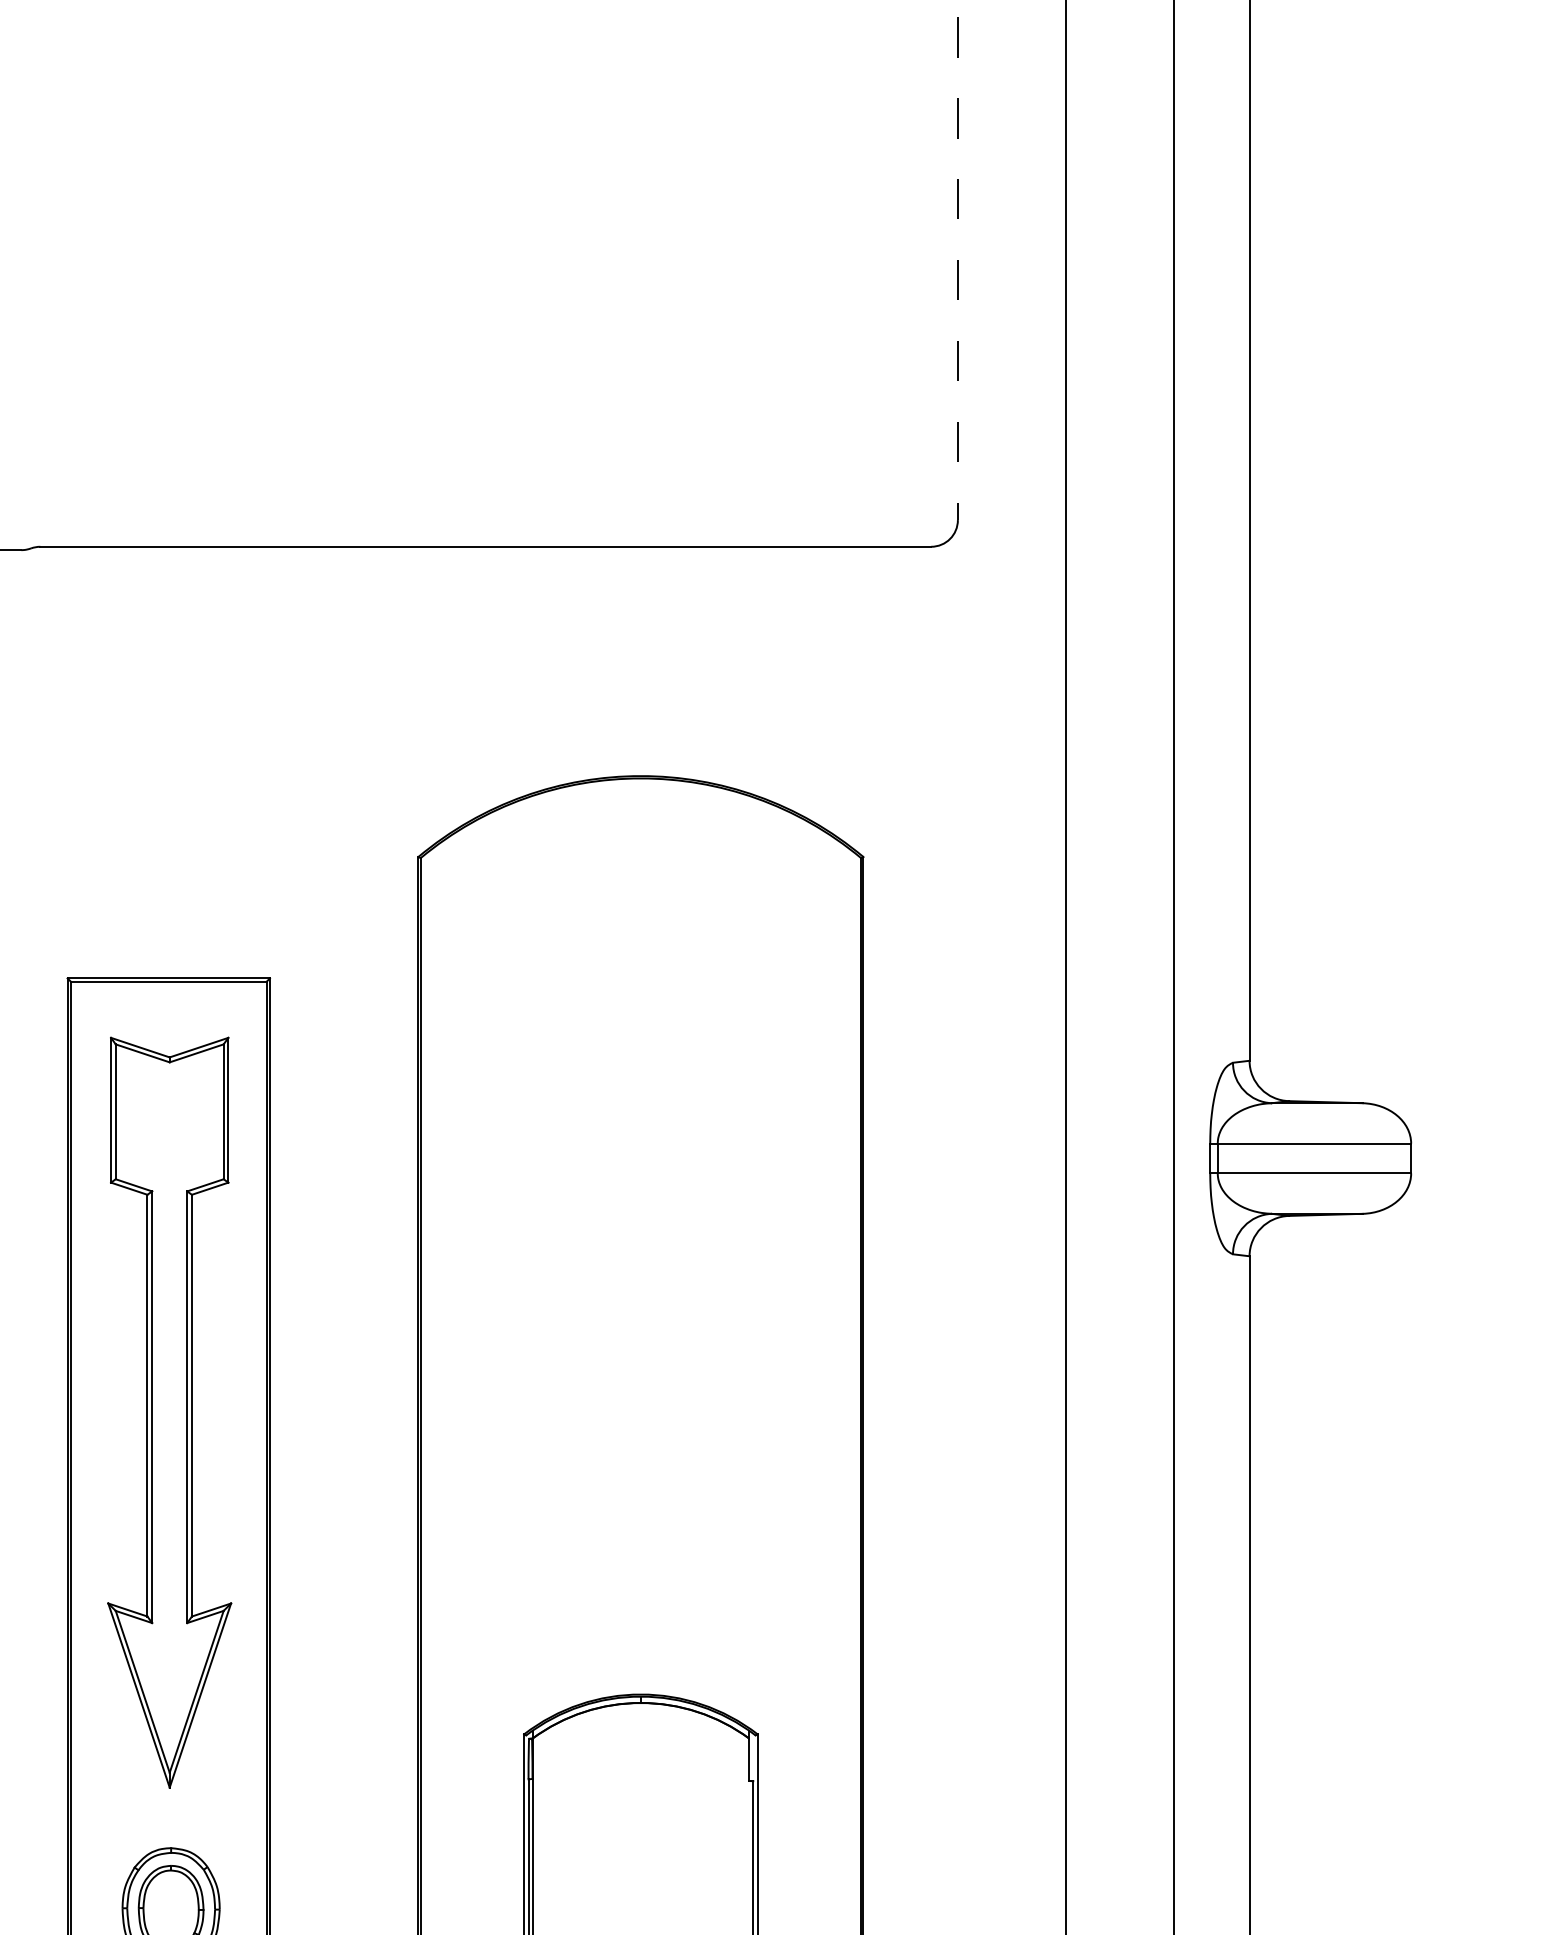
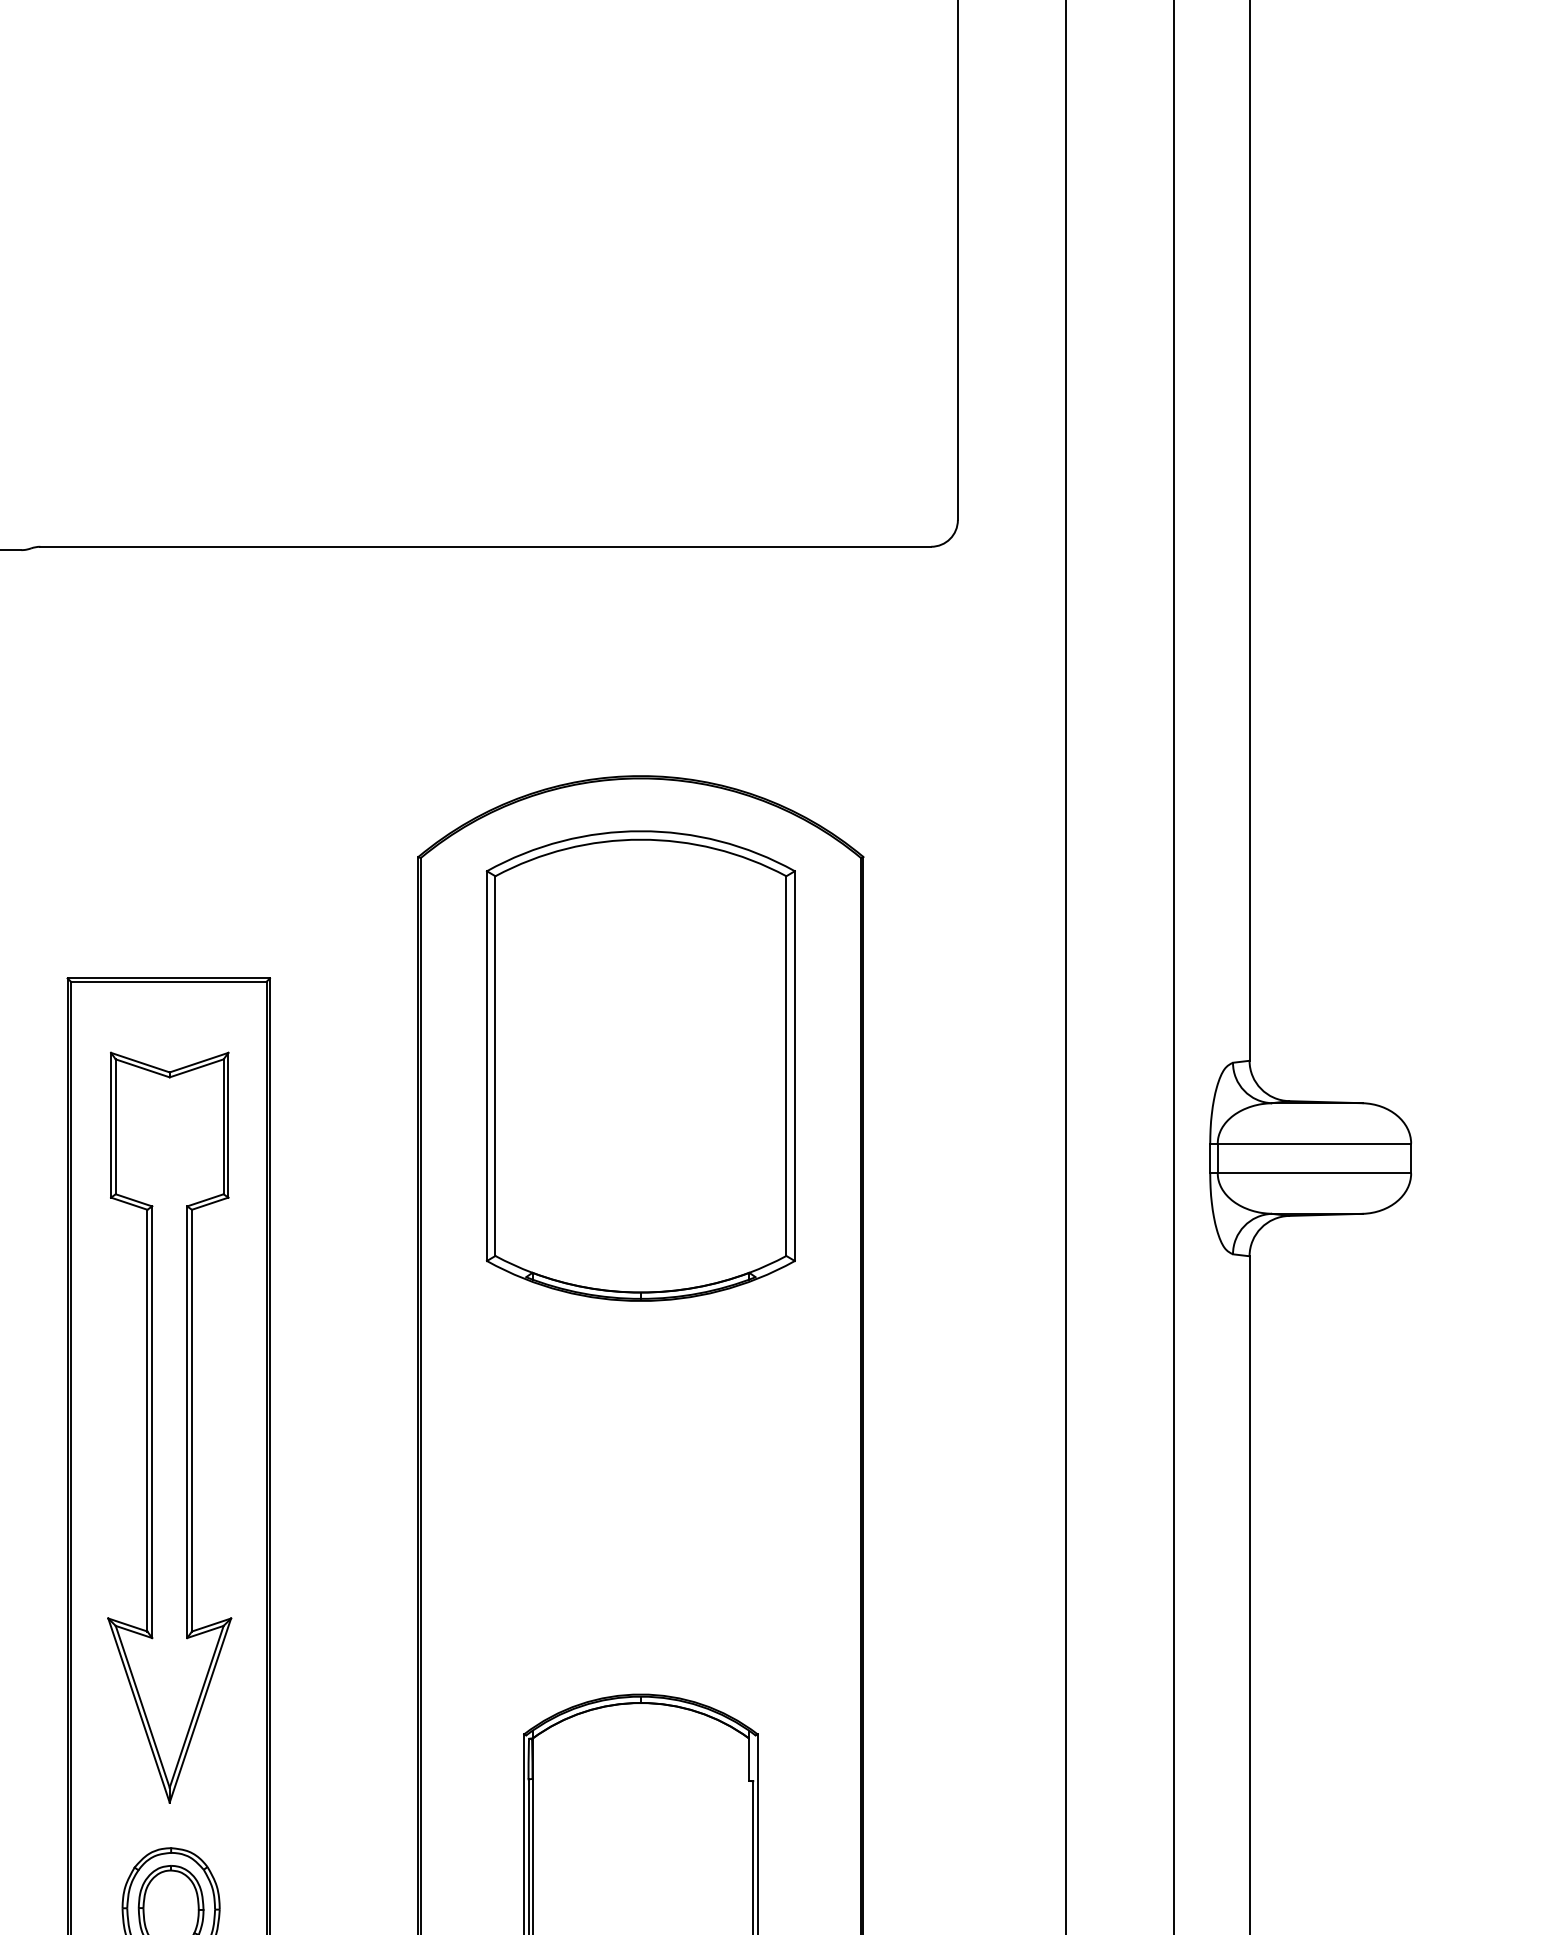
line: dashed -> solid (957, 260)
part: none -> present (640, 1065)
part position: (169, 1412) -> (169, 1427) (169, 1427)
